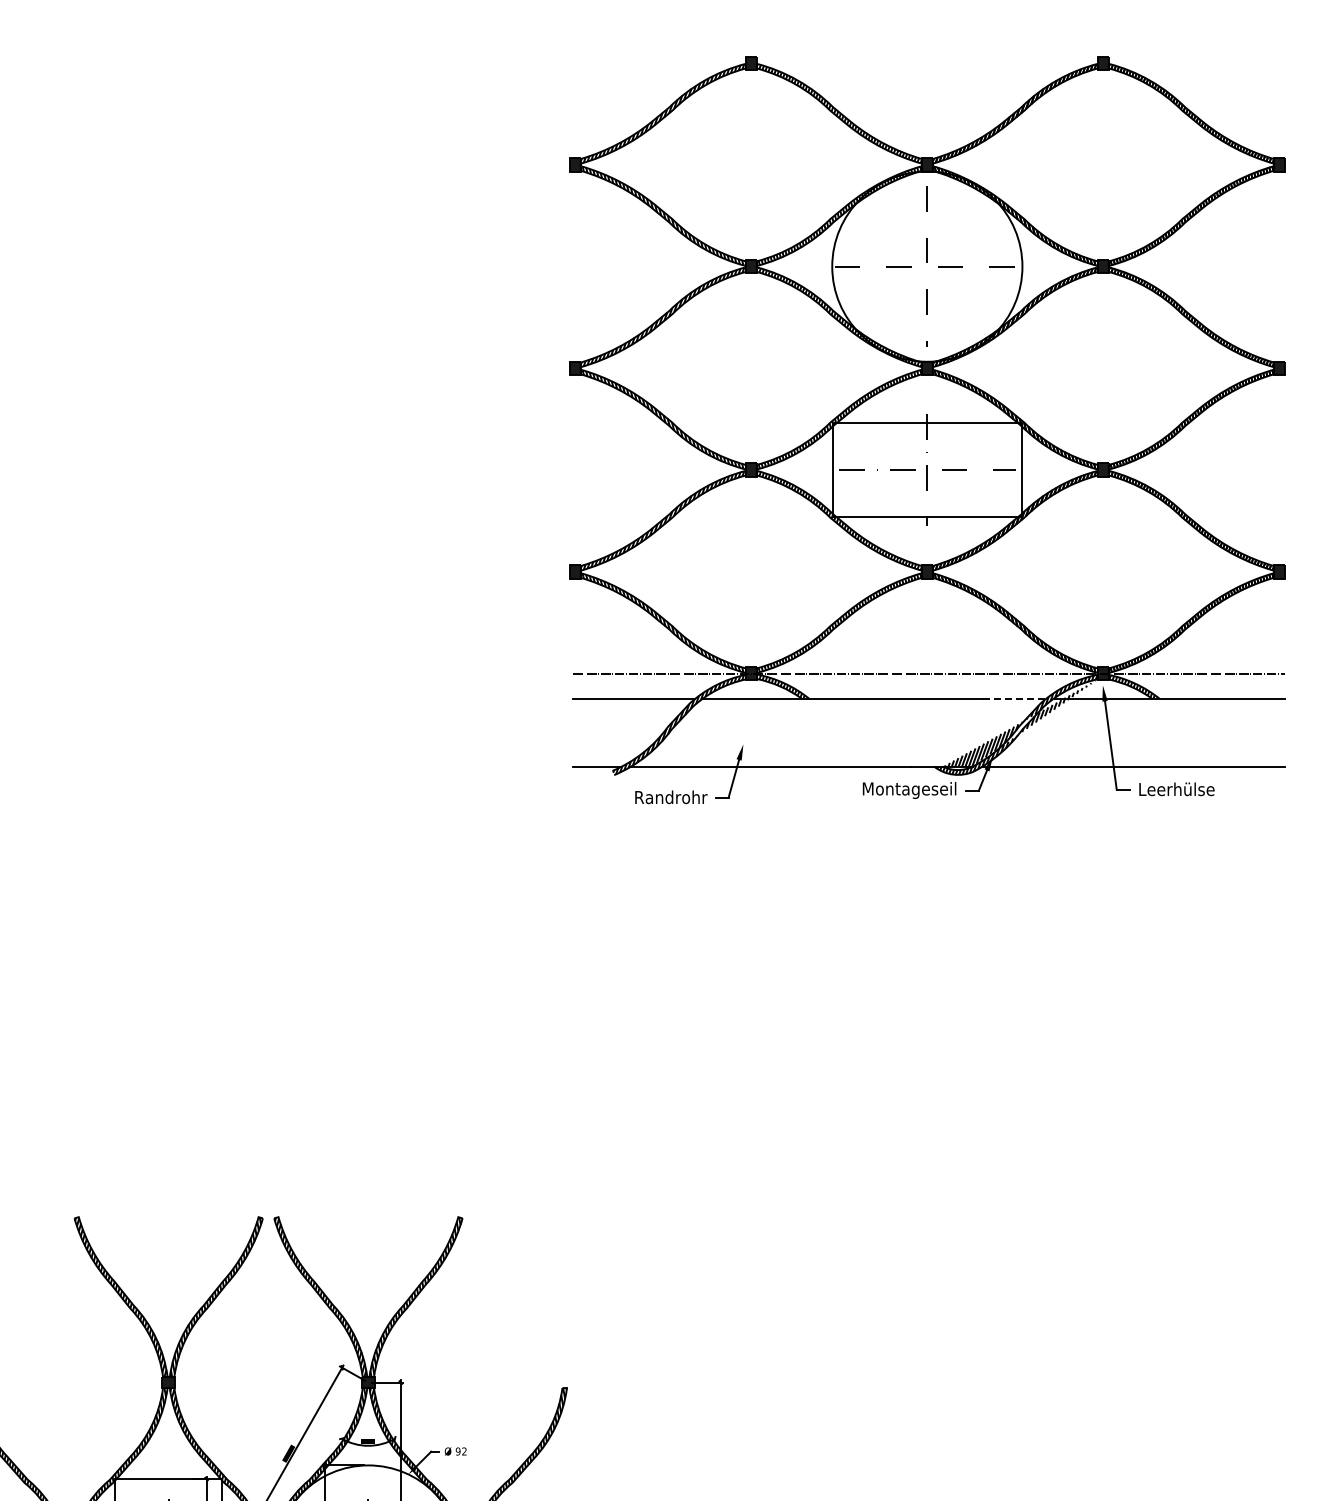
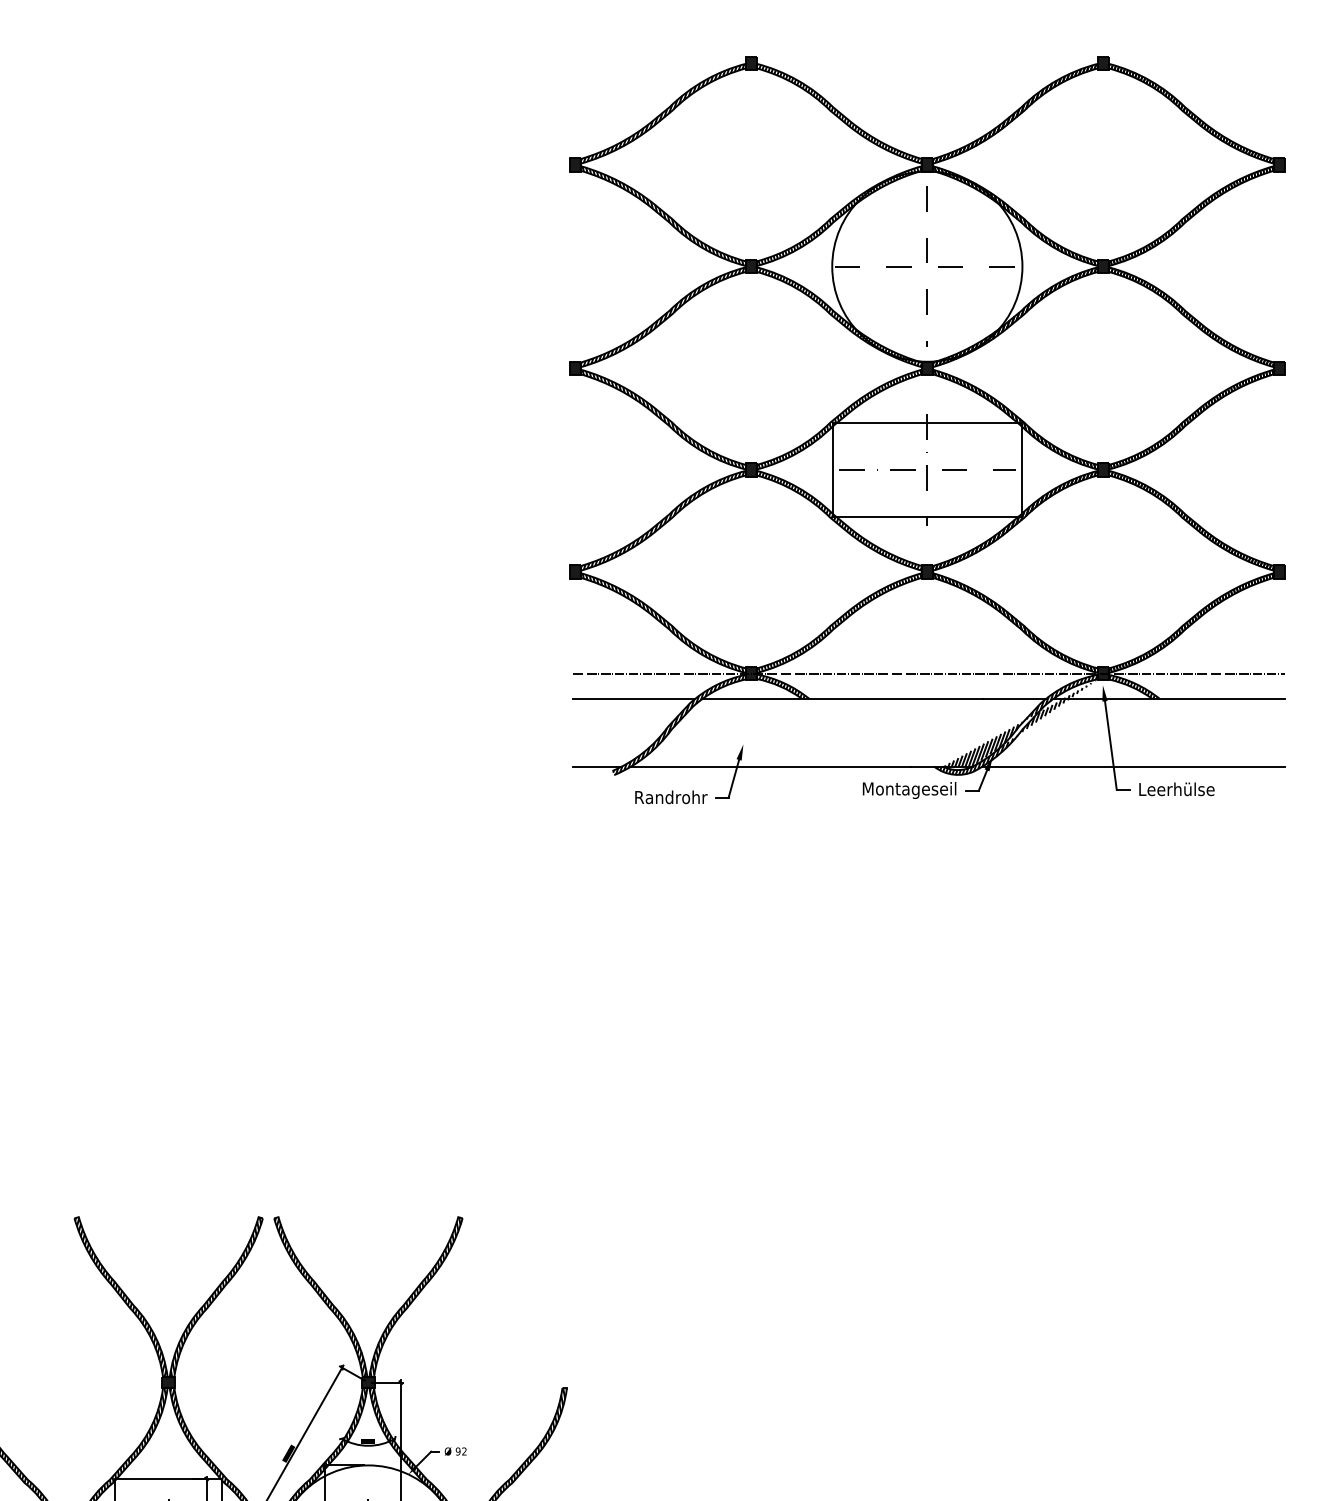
line: dashed -> solid (1014, 698)
